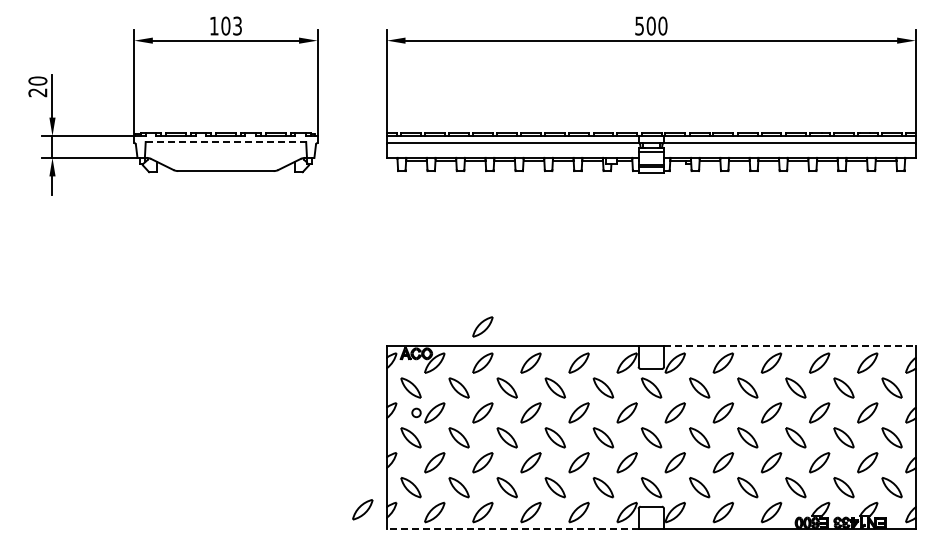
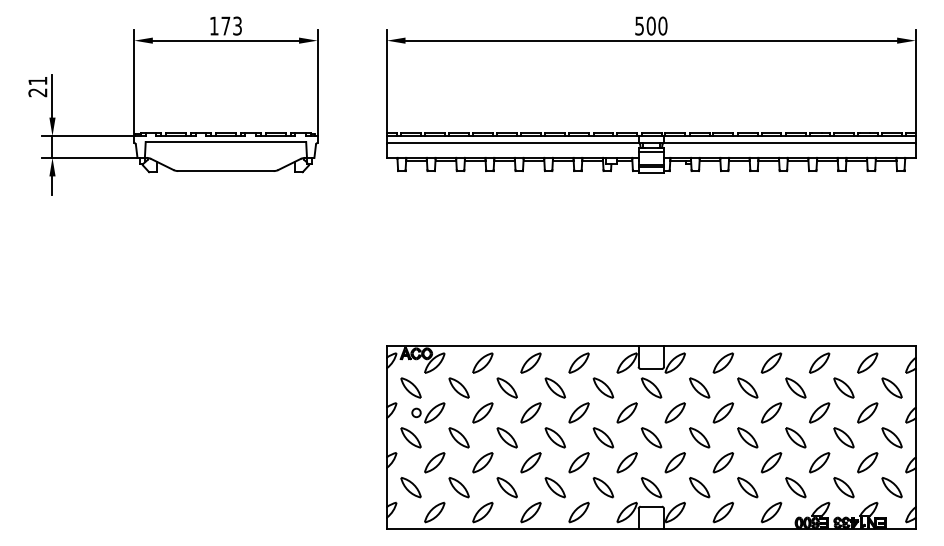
text: 103 -> 173 (225, 25)
text: 20 -> 21 (37, 80)
line: dashed -> solid (226, 141)
part: present -> none (482, 326)
line: dashed -> solid (789, 346)
part: present -> none (362, 509)
line: dashed -> solid (512, 529)
